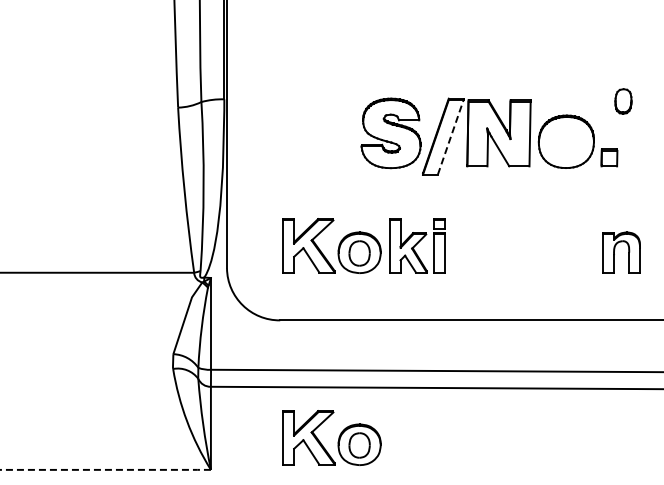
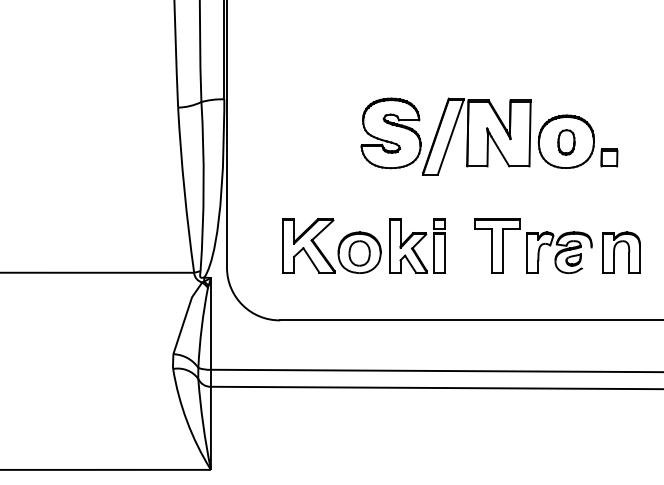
part position: (623, 101) -> (566, 142) (566, 142)
line: dashed -> solid (450, 136)
part: none -> present (533, 245)
part: present -> none (338, 437)
line: dashed -> solid (106, 469)
